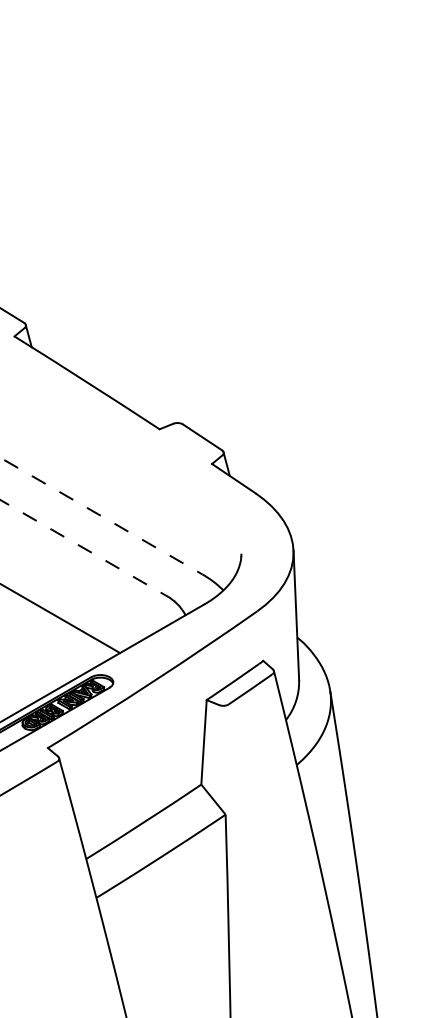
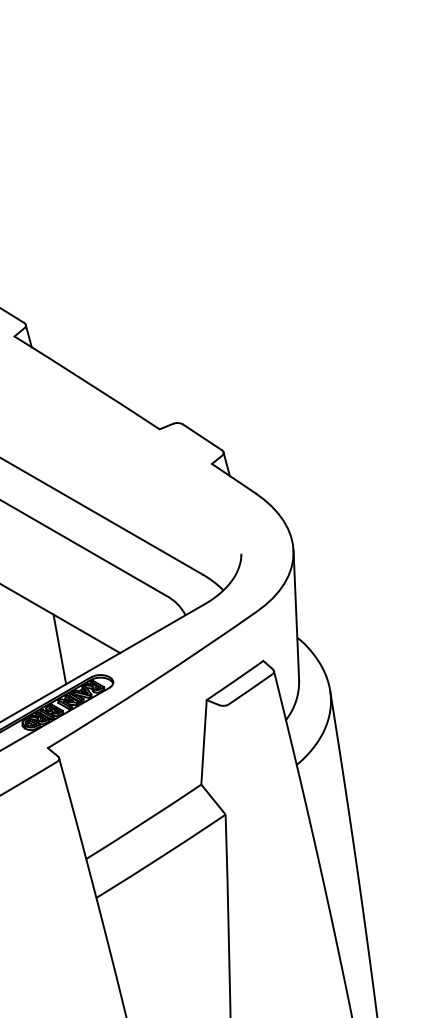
line: dashed -> solid (102, 516)
line: dashed -> solid (83, 548)
line: none -> present (59, 649)
